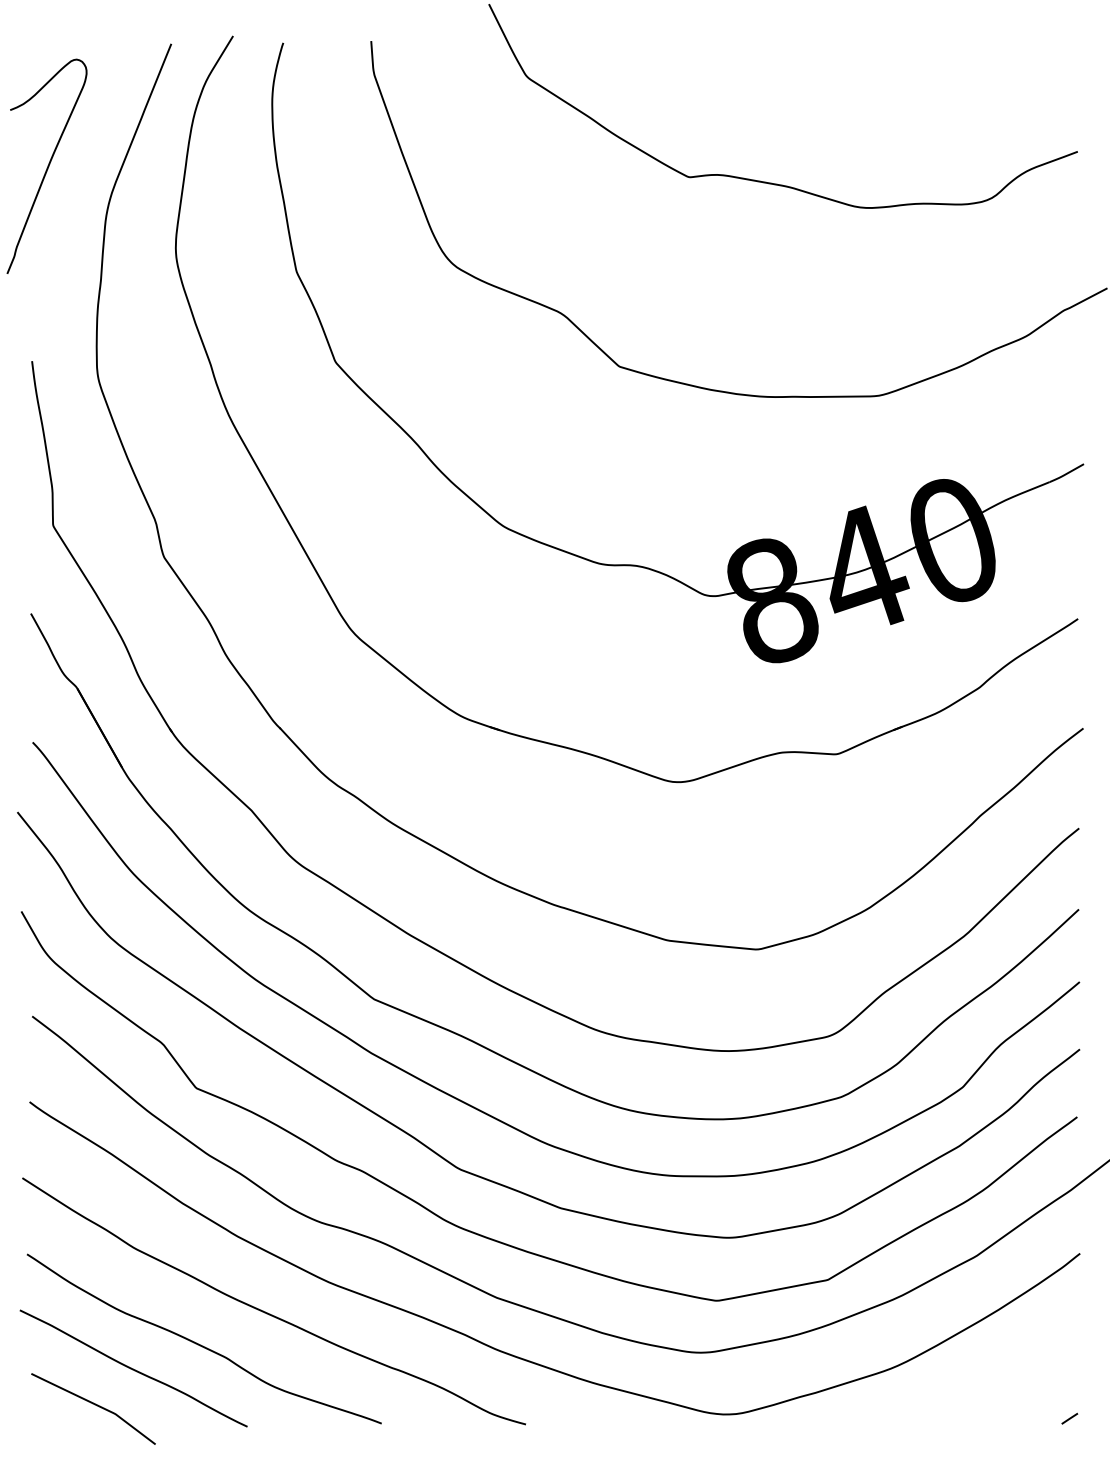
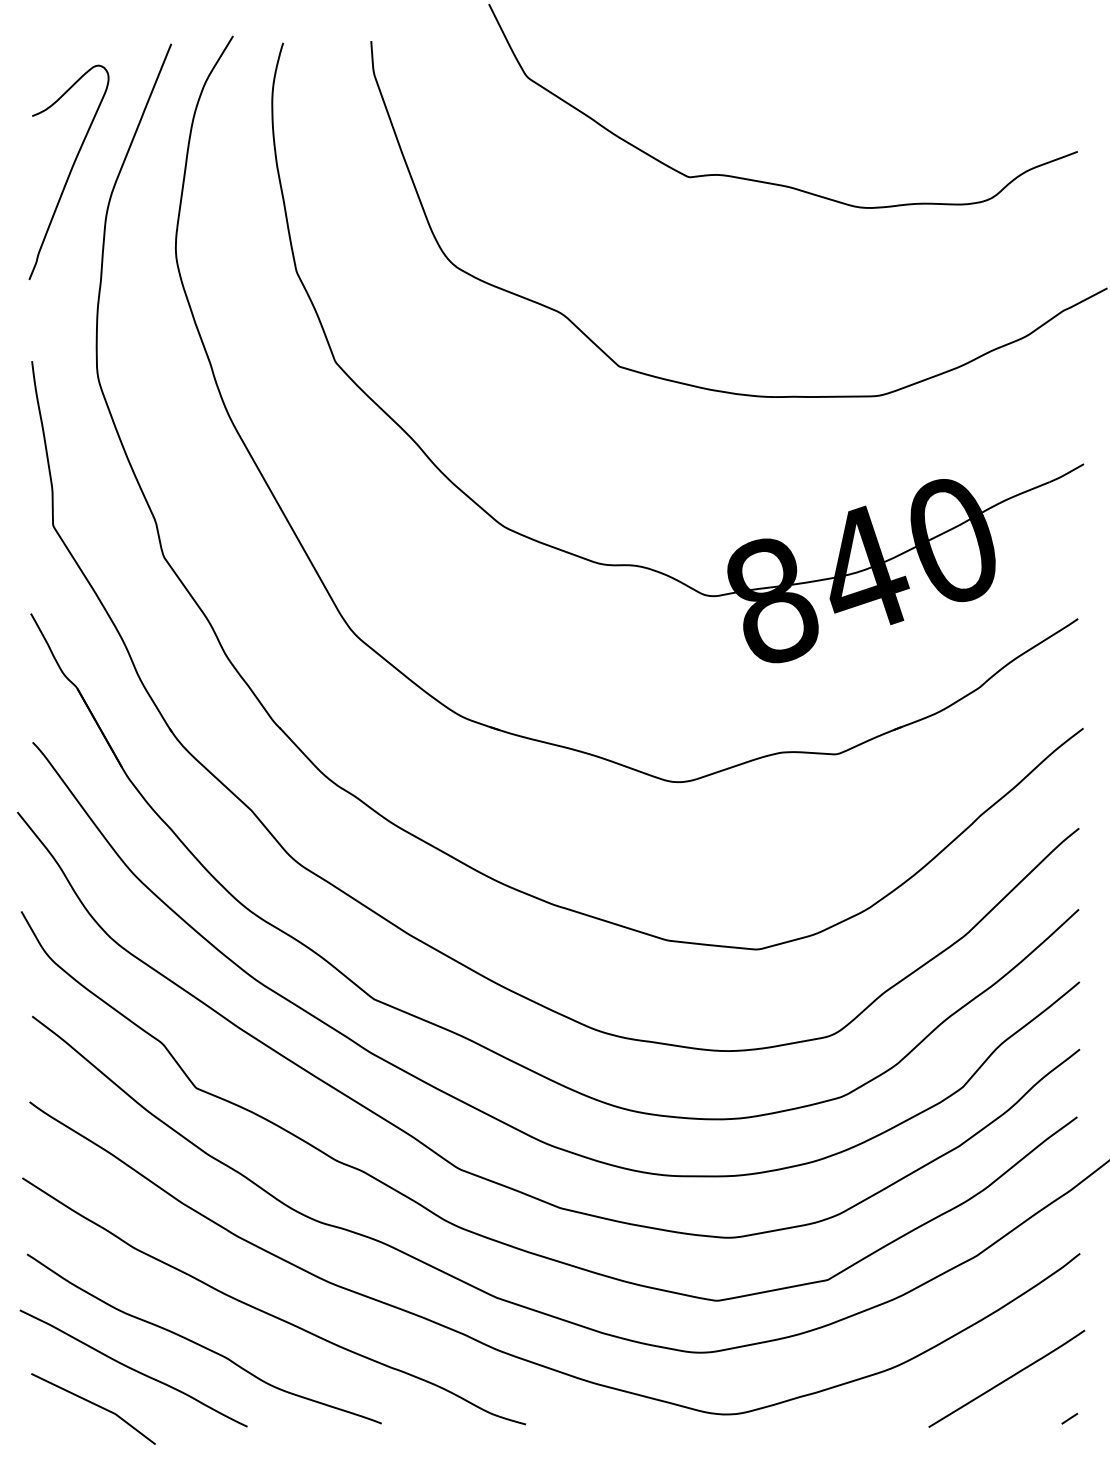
curve position: (47, 165) -> (69, 171) (69, 171)
curve: none -> present (1006, 1378)
